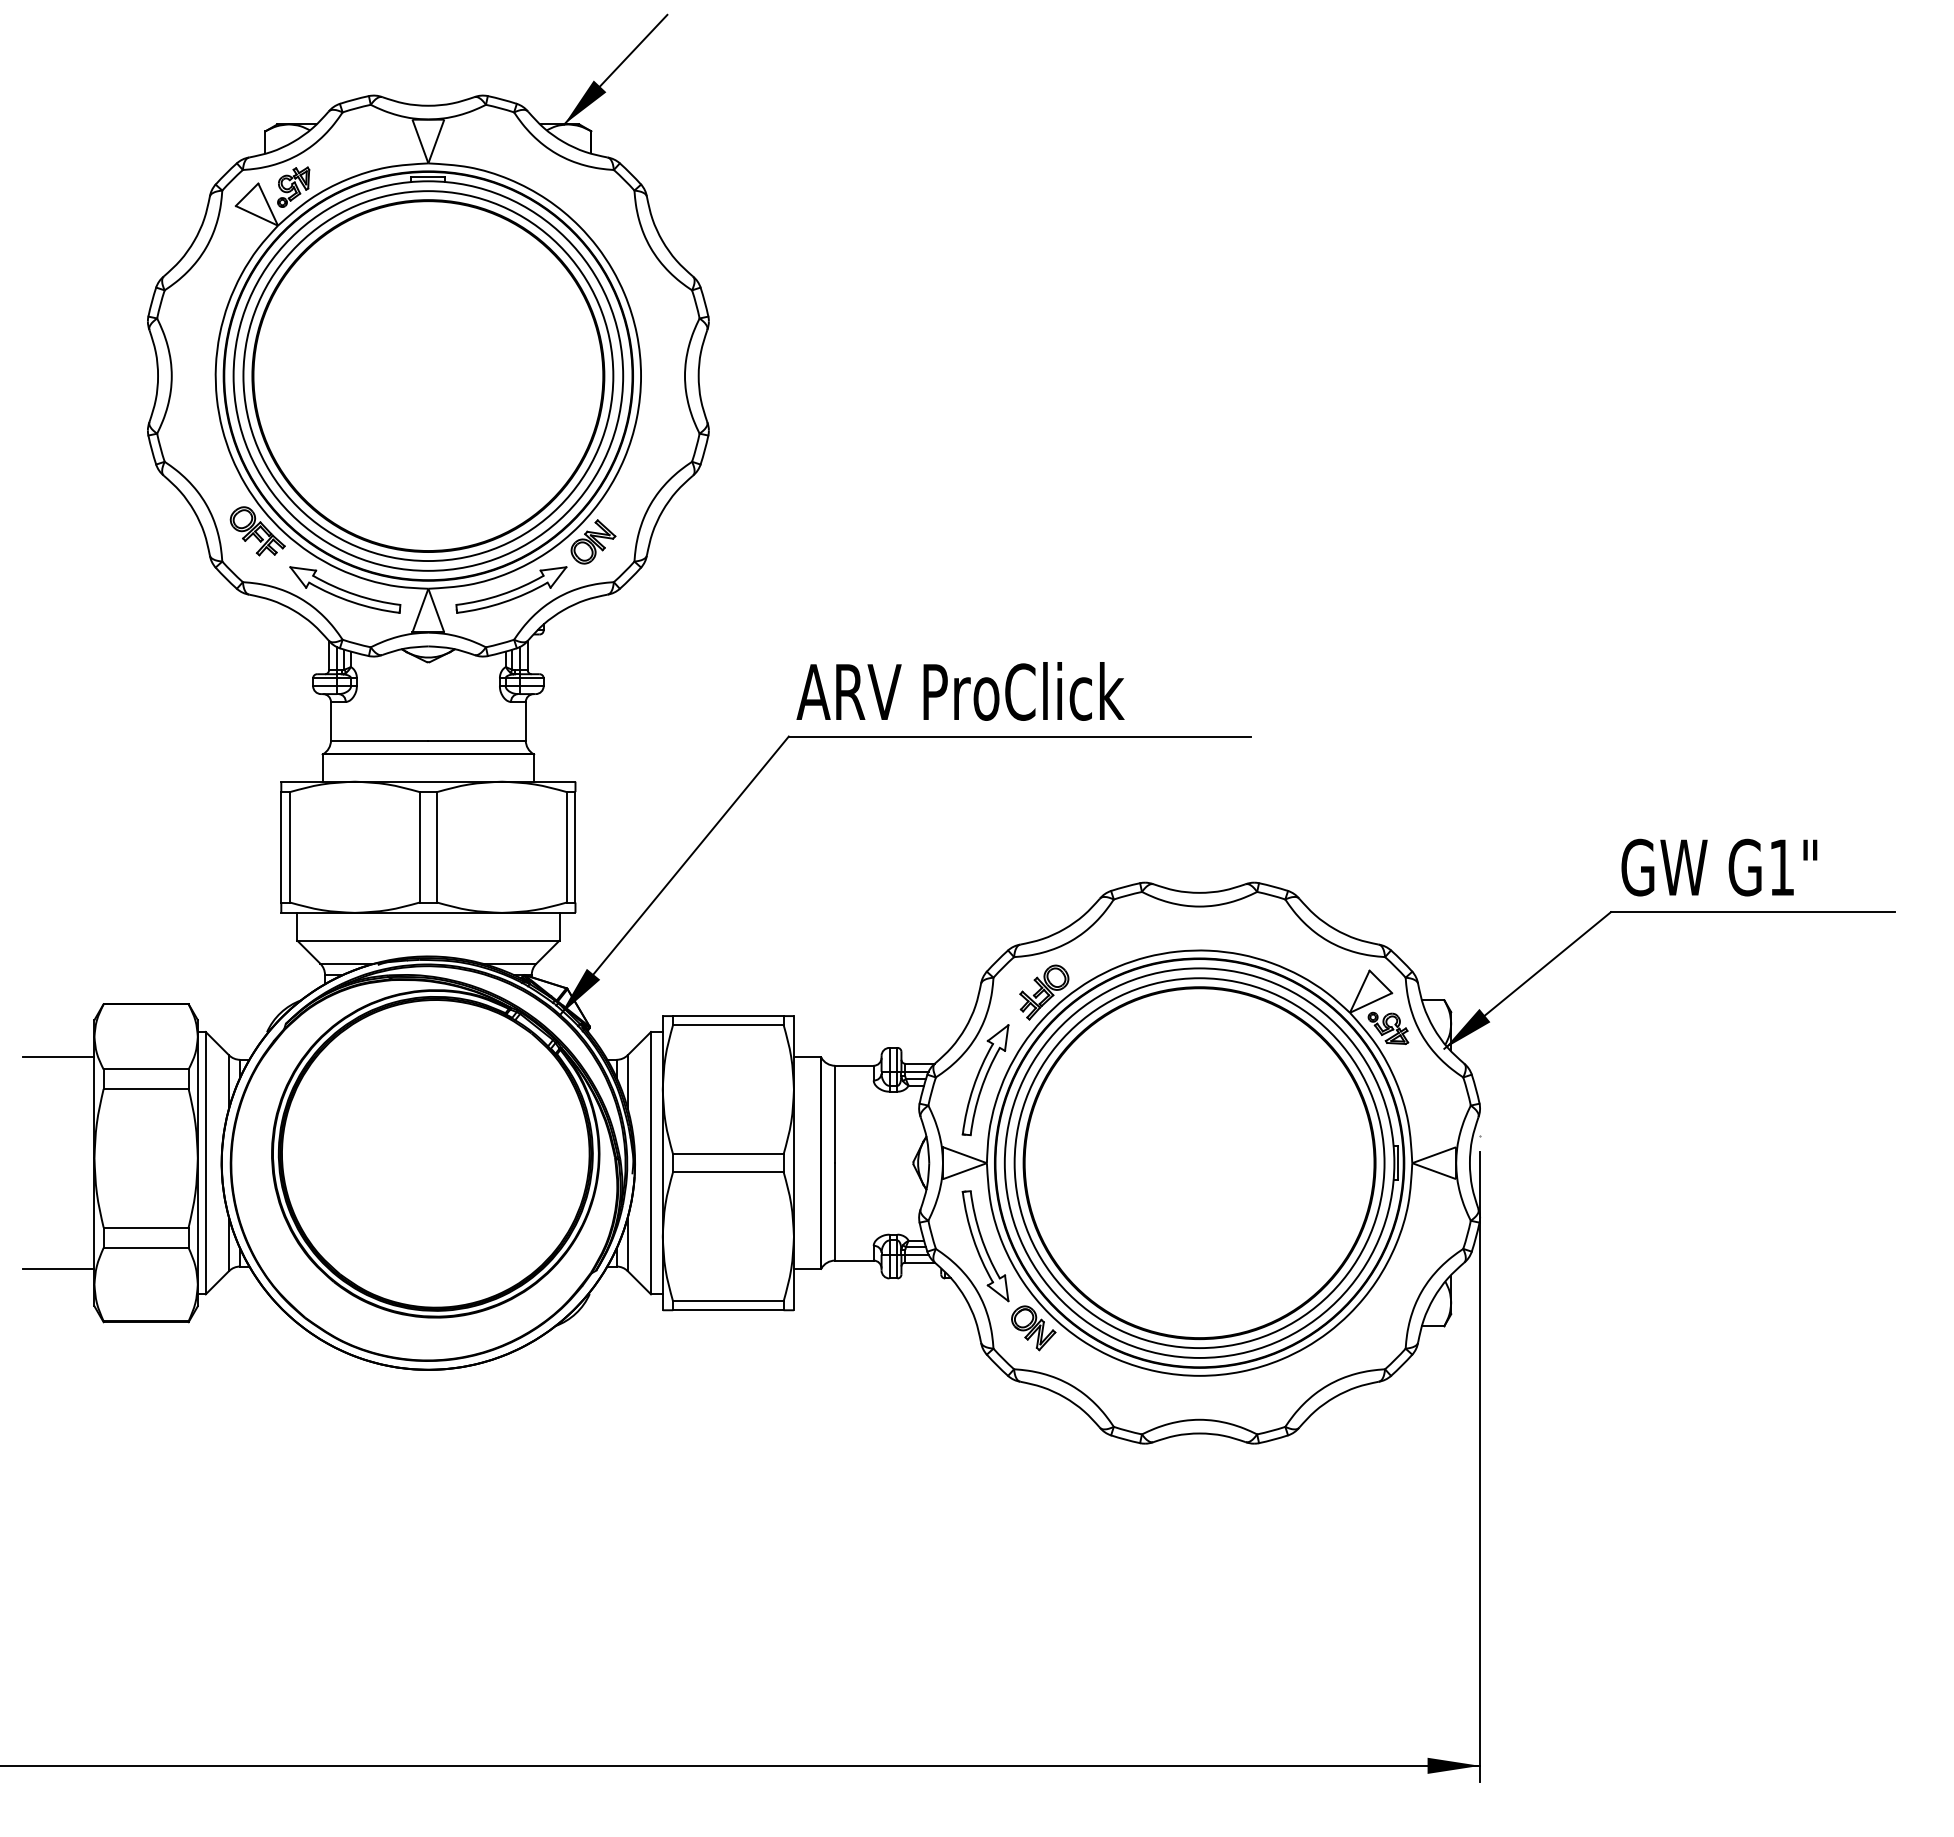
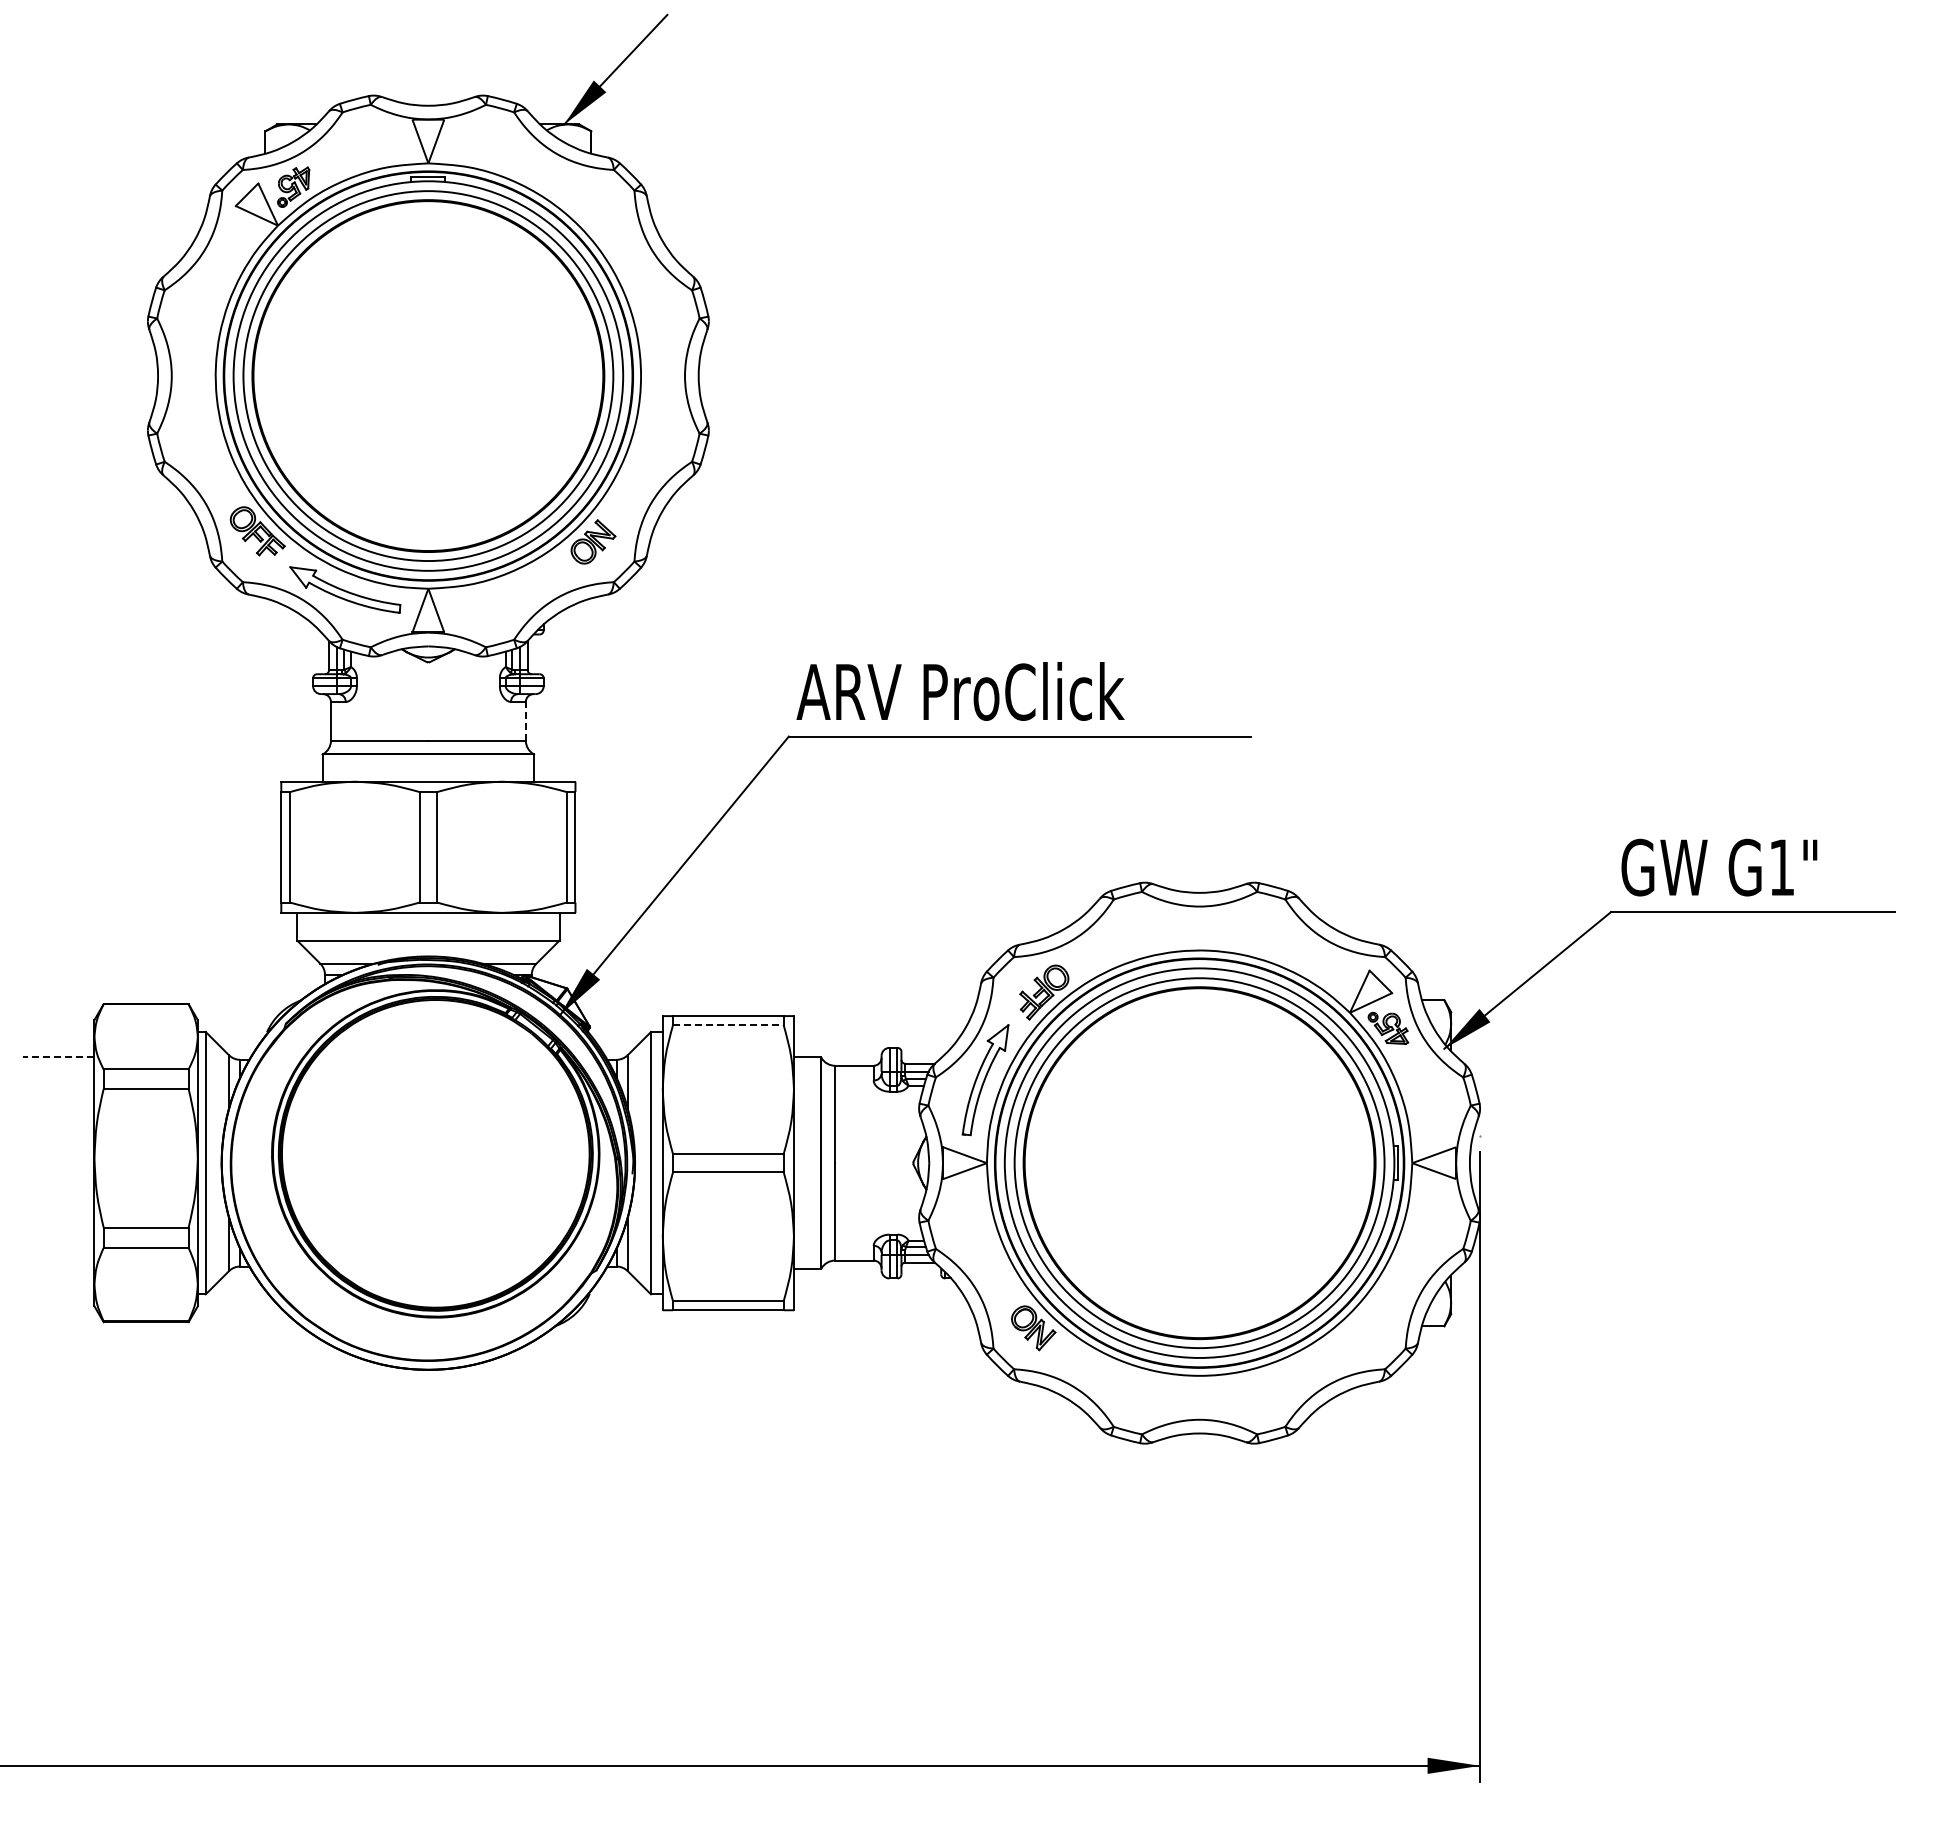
part: present -> none (511, 589)
line: solid -> dashed (525, 720)
line: solid -> dashed (728, 1024)
line: solid -> dashed (58, 1057)
part: present -> none (985, 1246)
line: present -> none (58, 1268)
